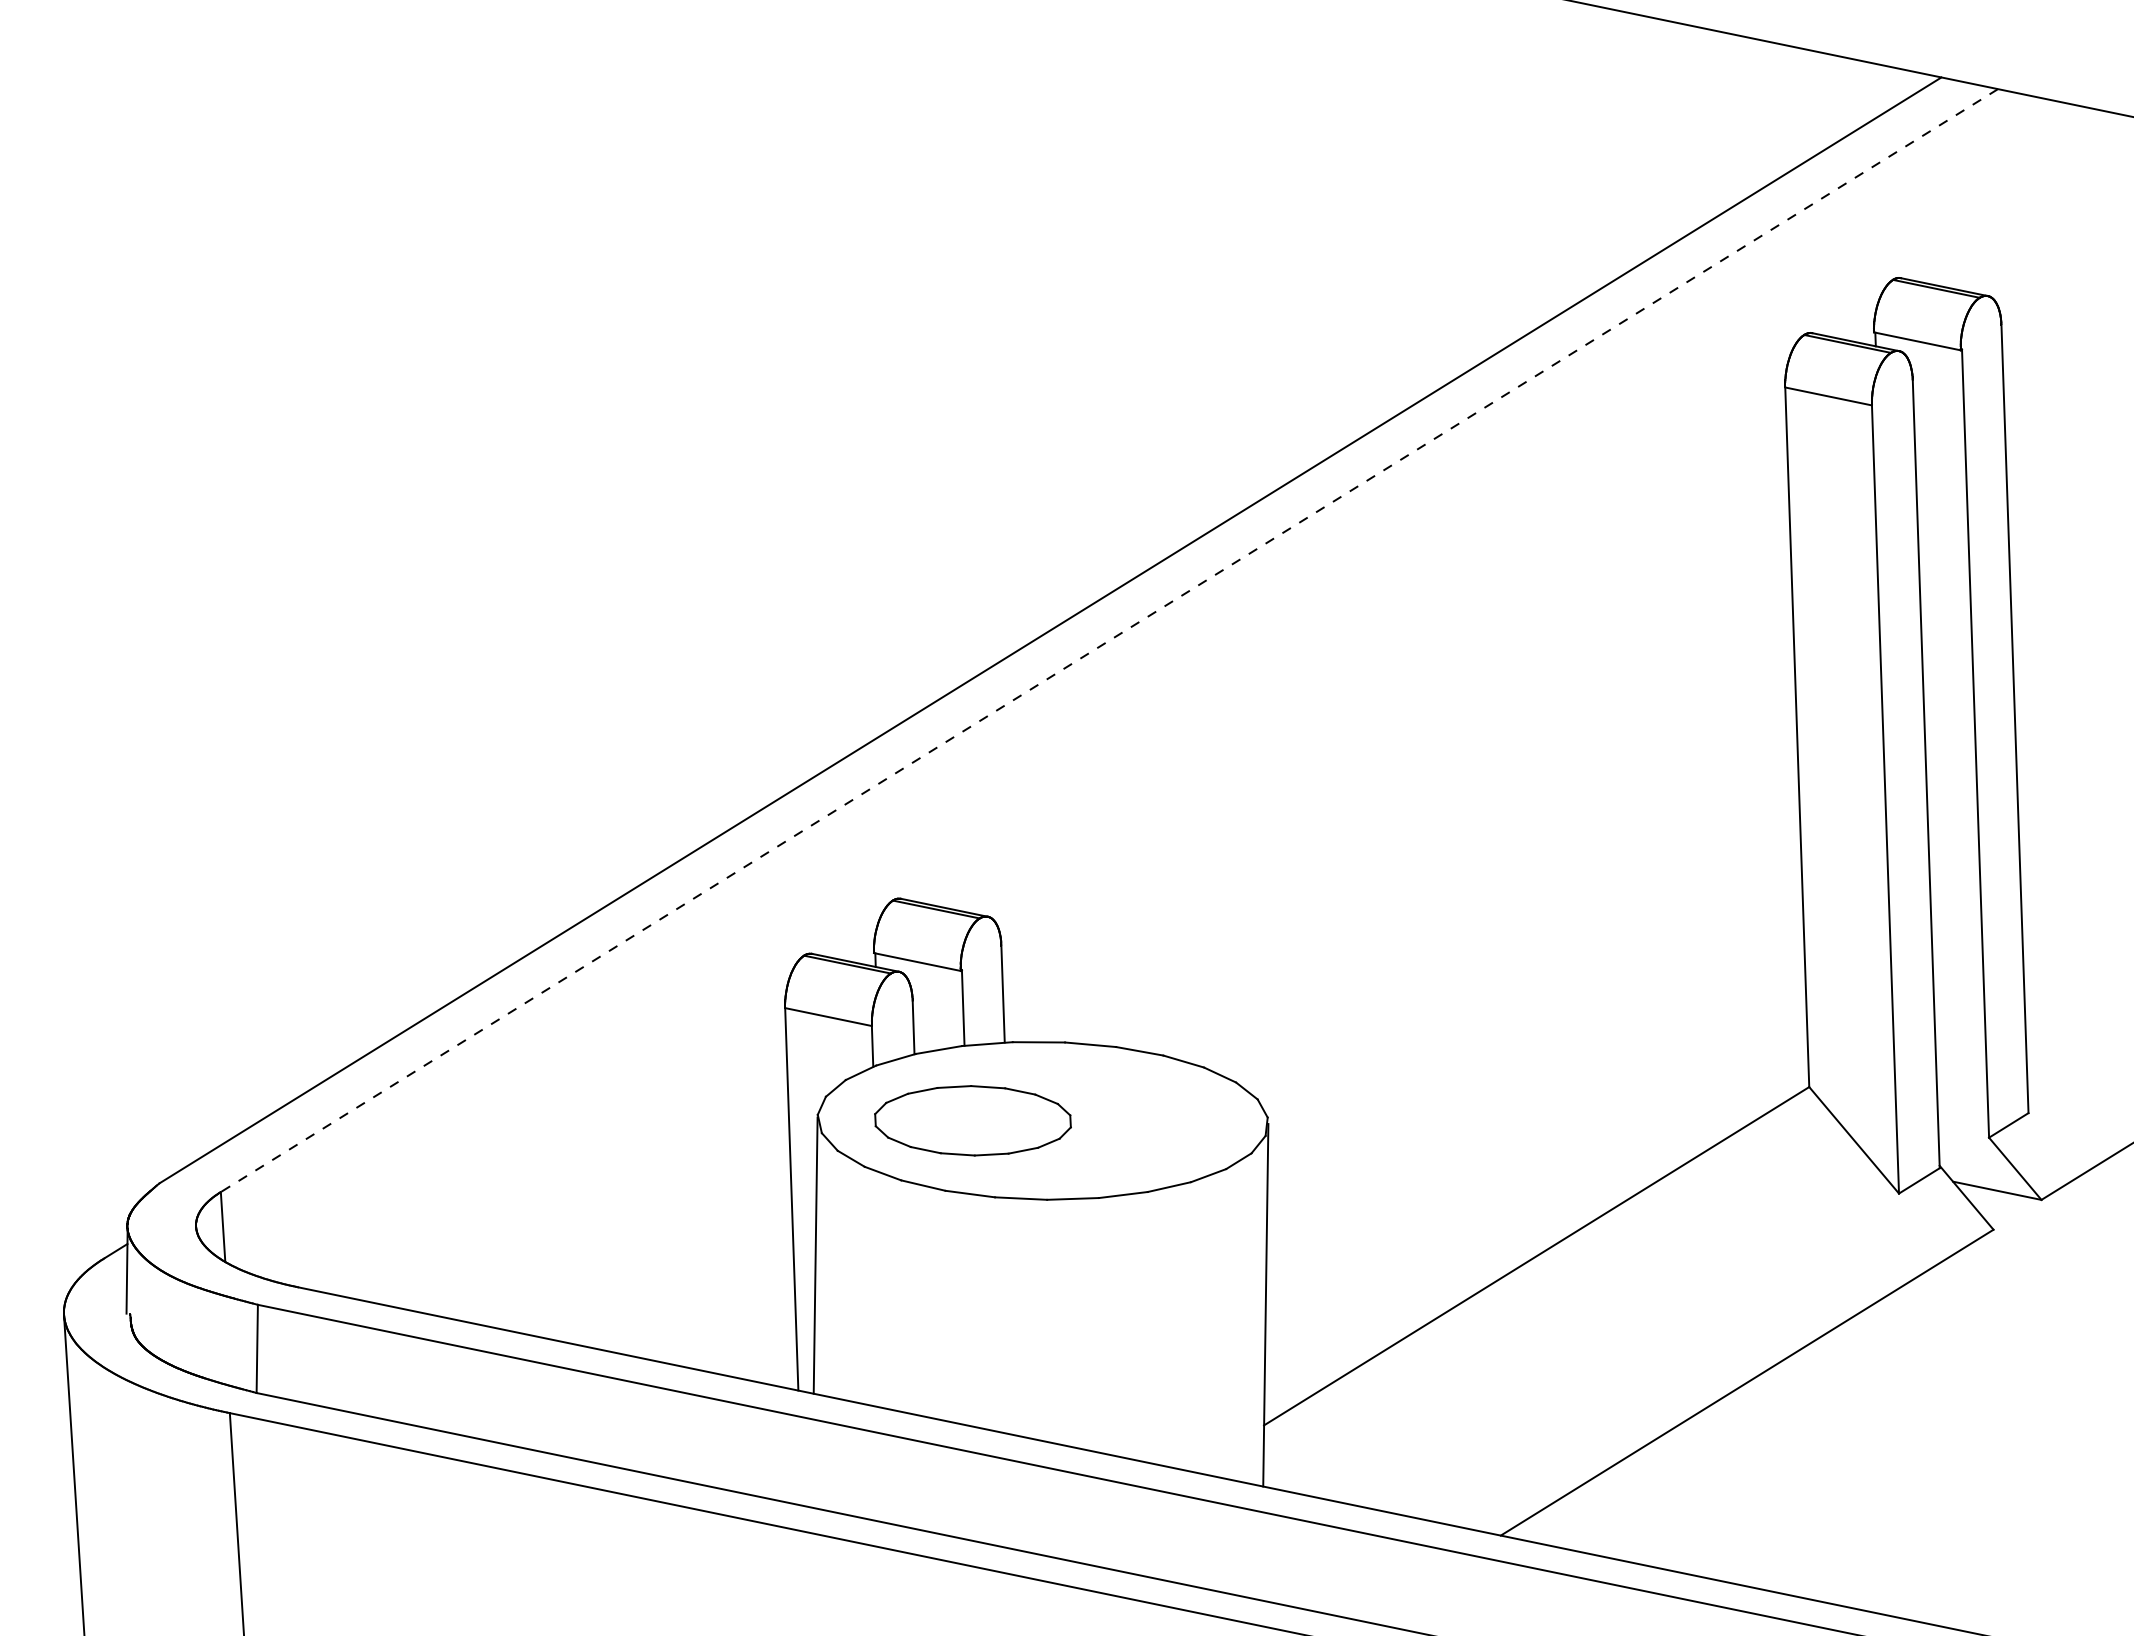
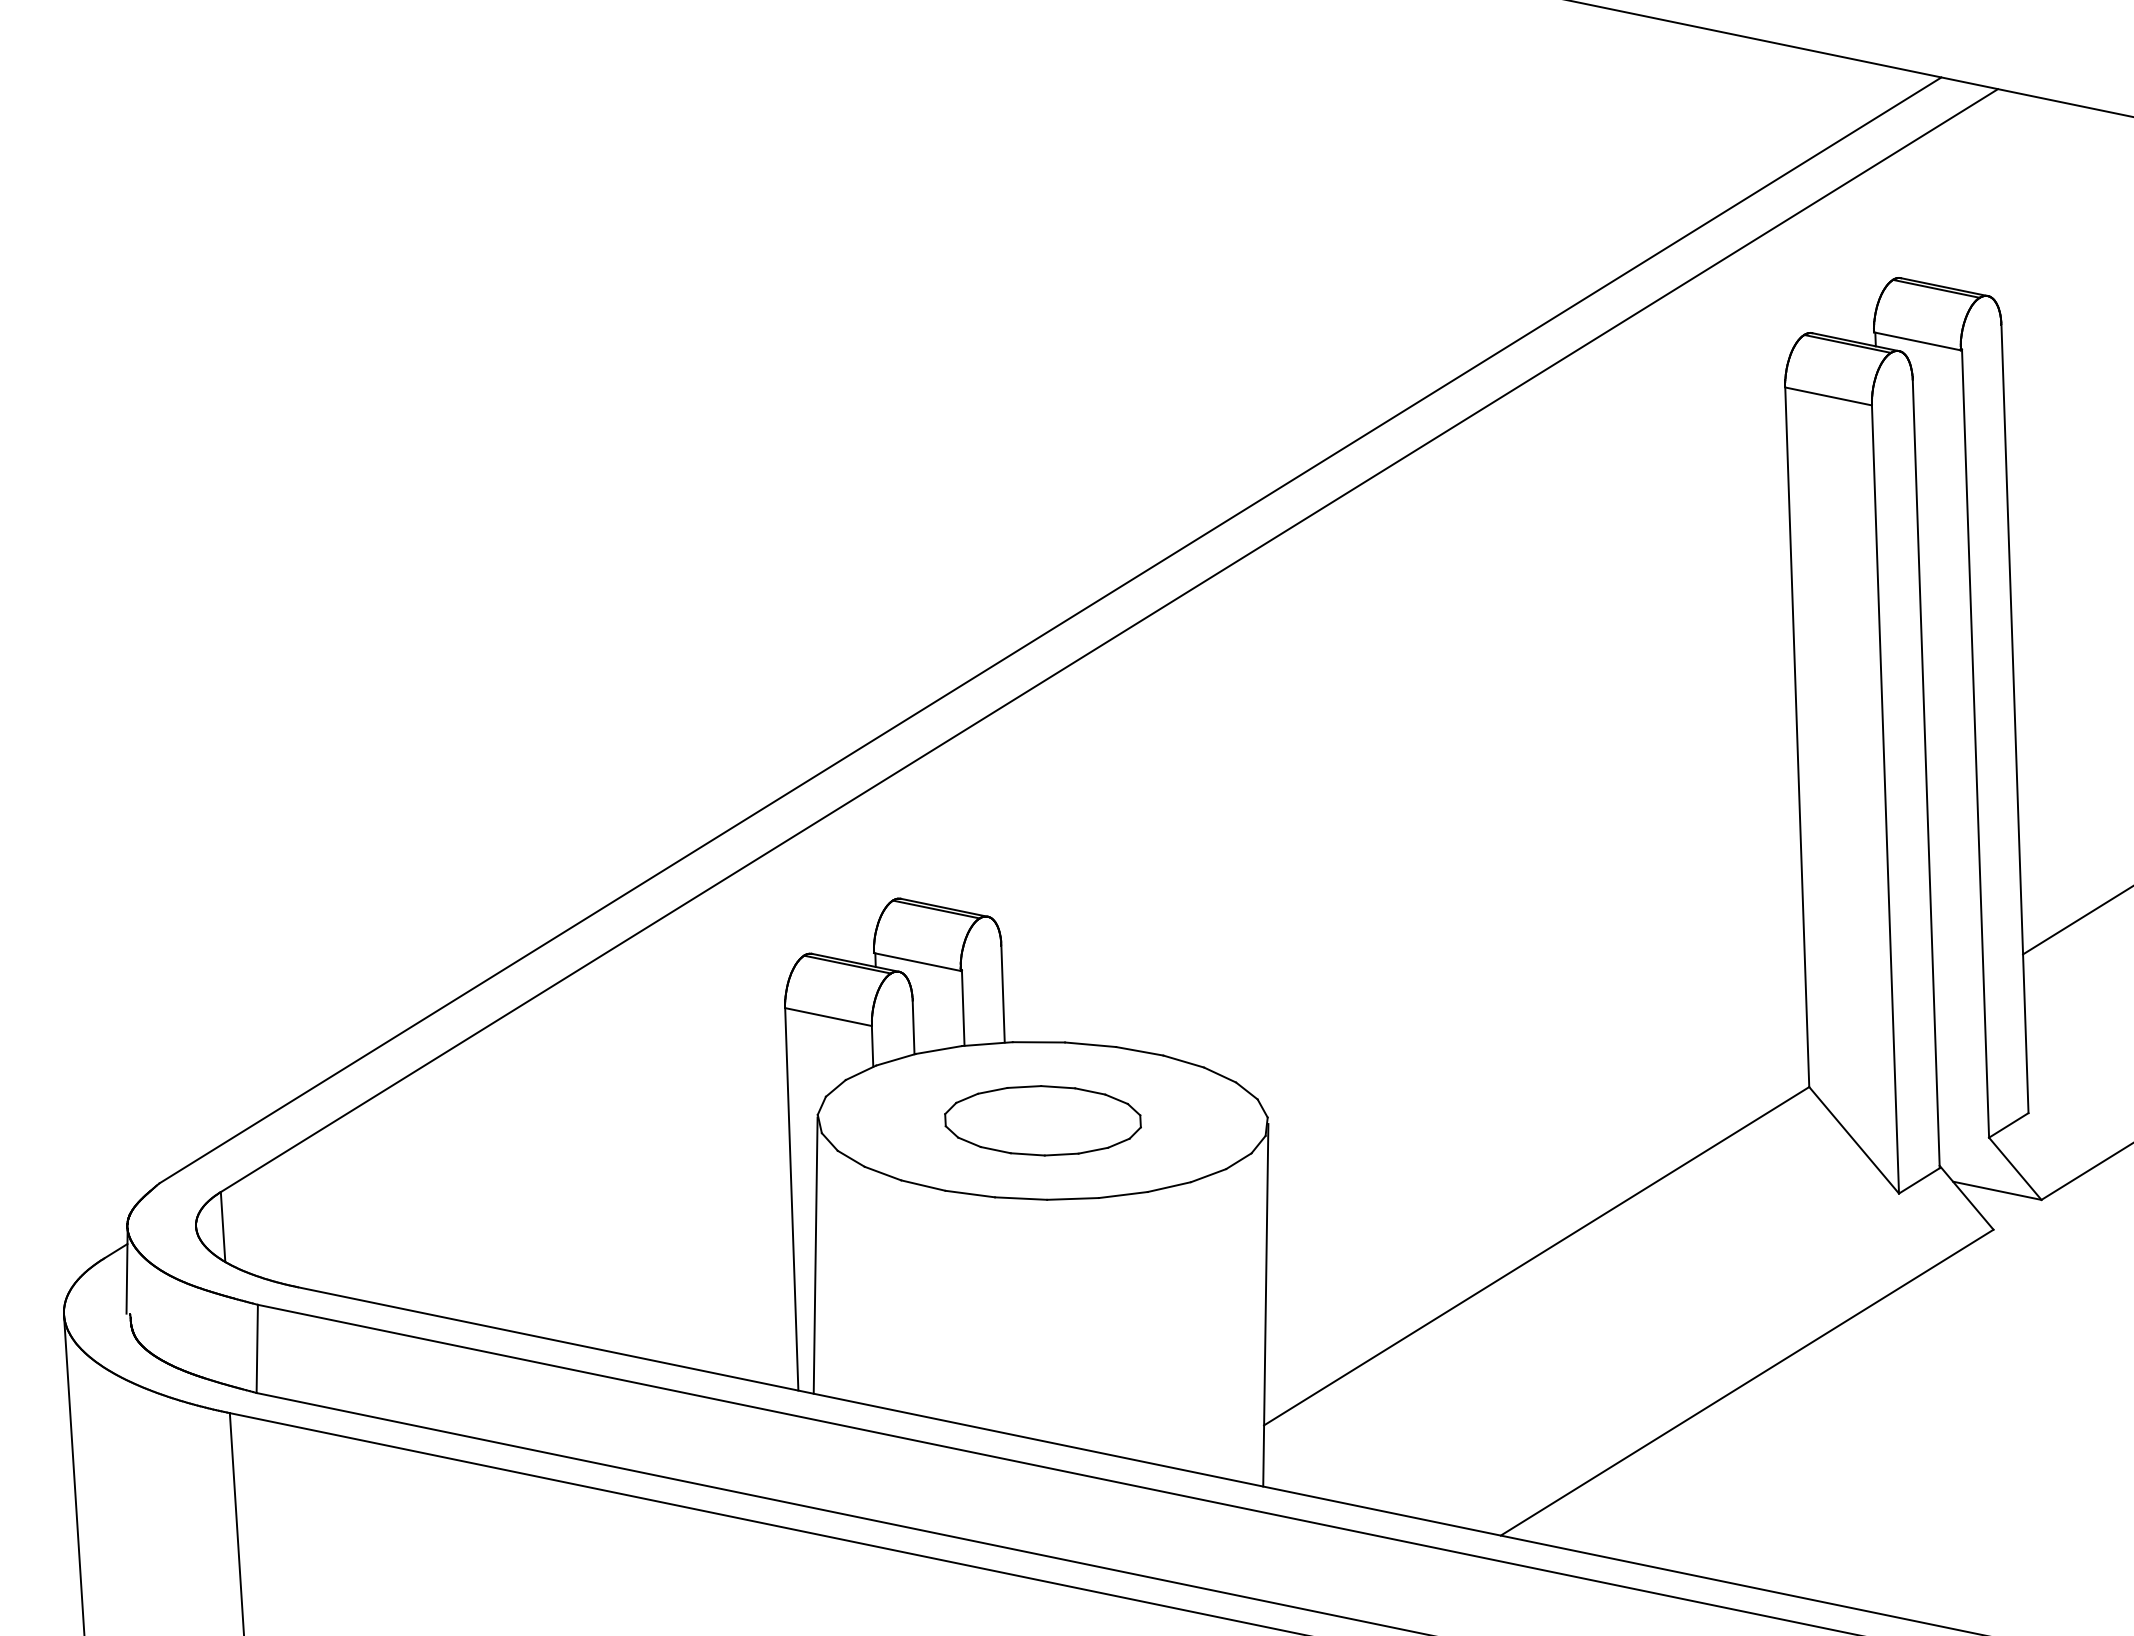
line: dashed -> solid (1109, 640)
line: none -> present (2076, 920)
part position: (972, 1120) -> (1042, 1120) (1042, 1120)
